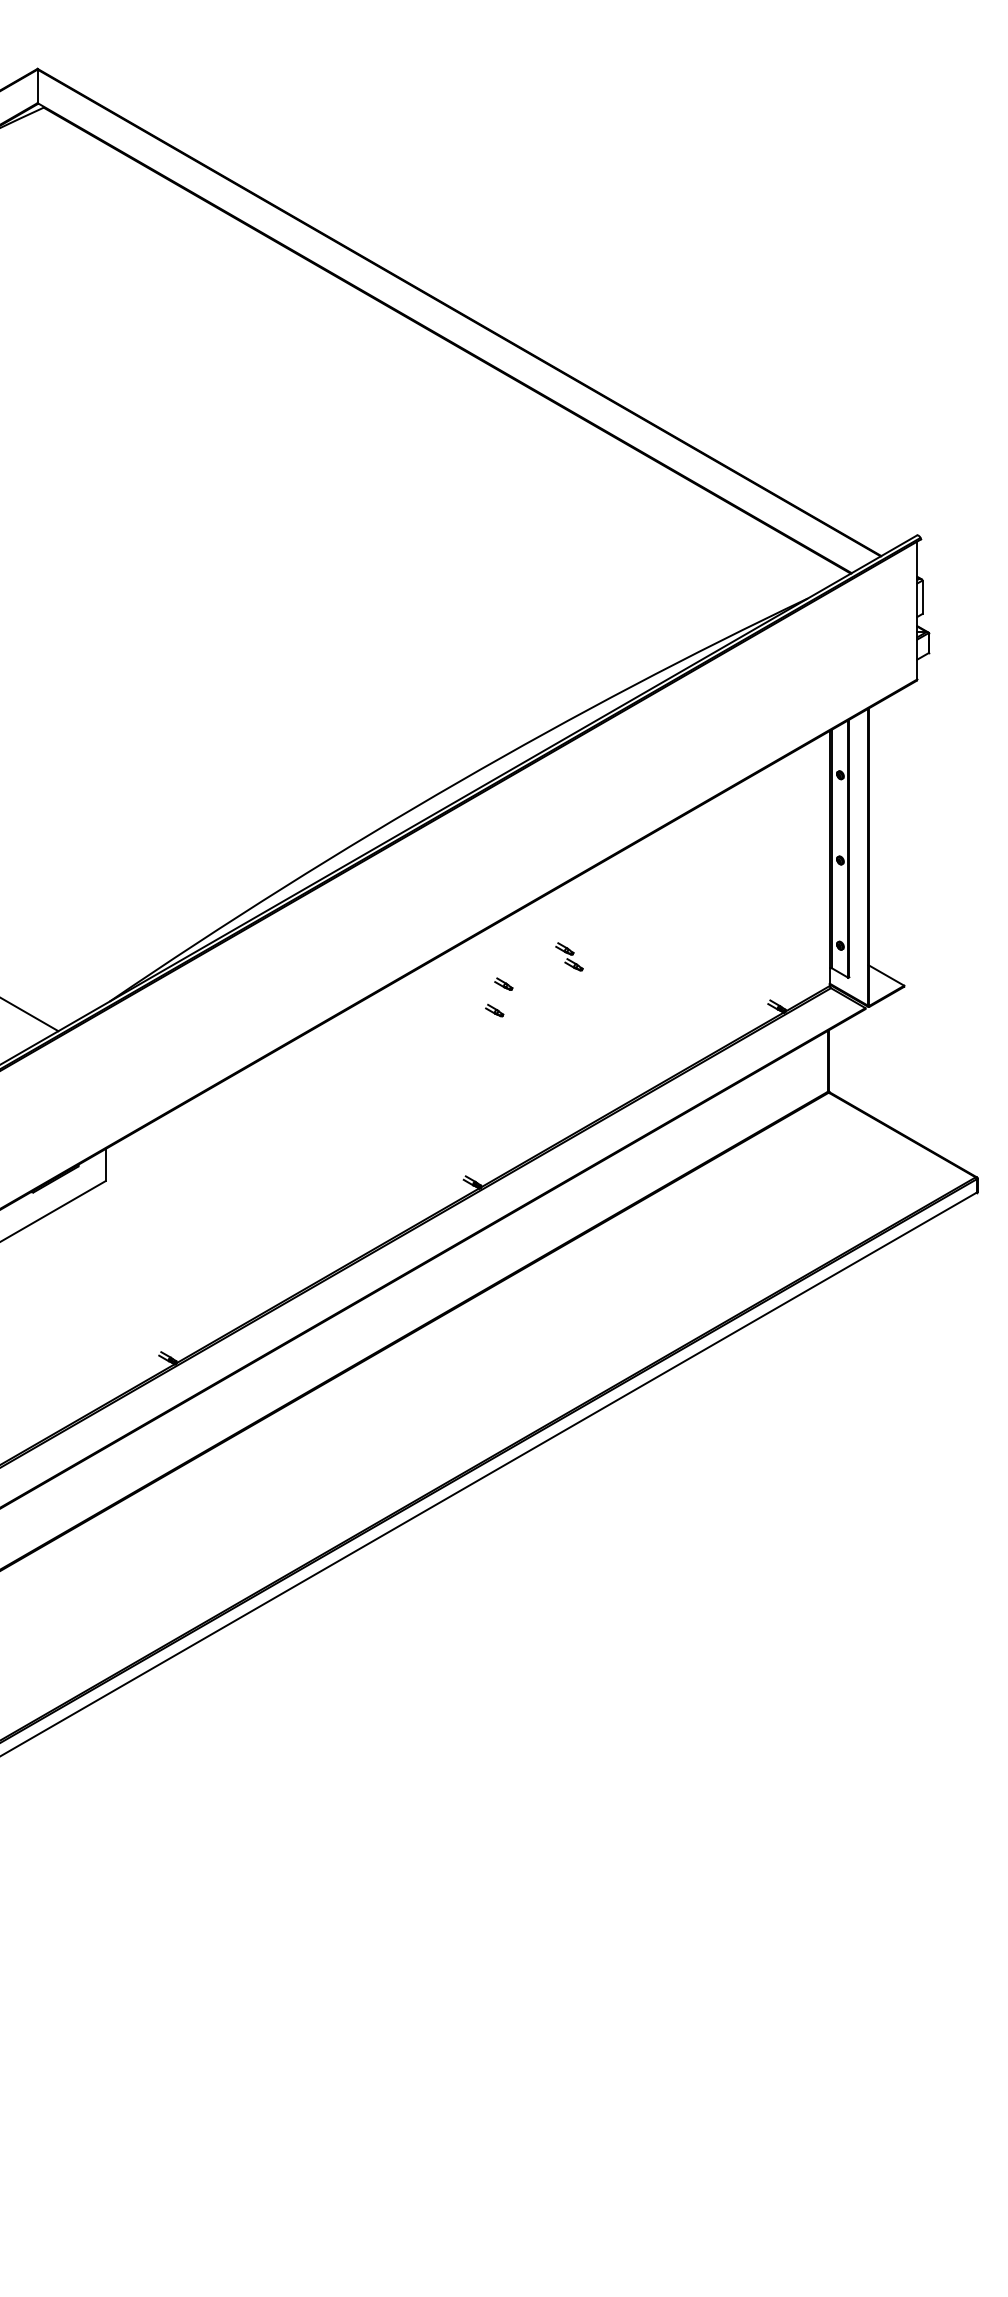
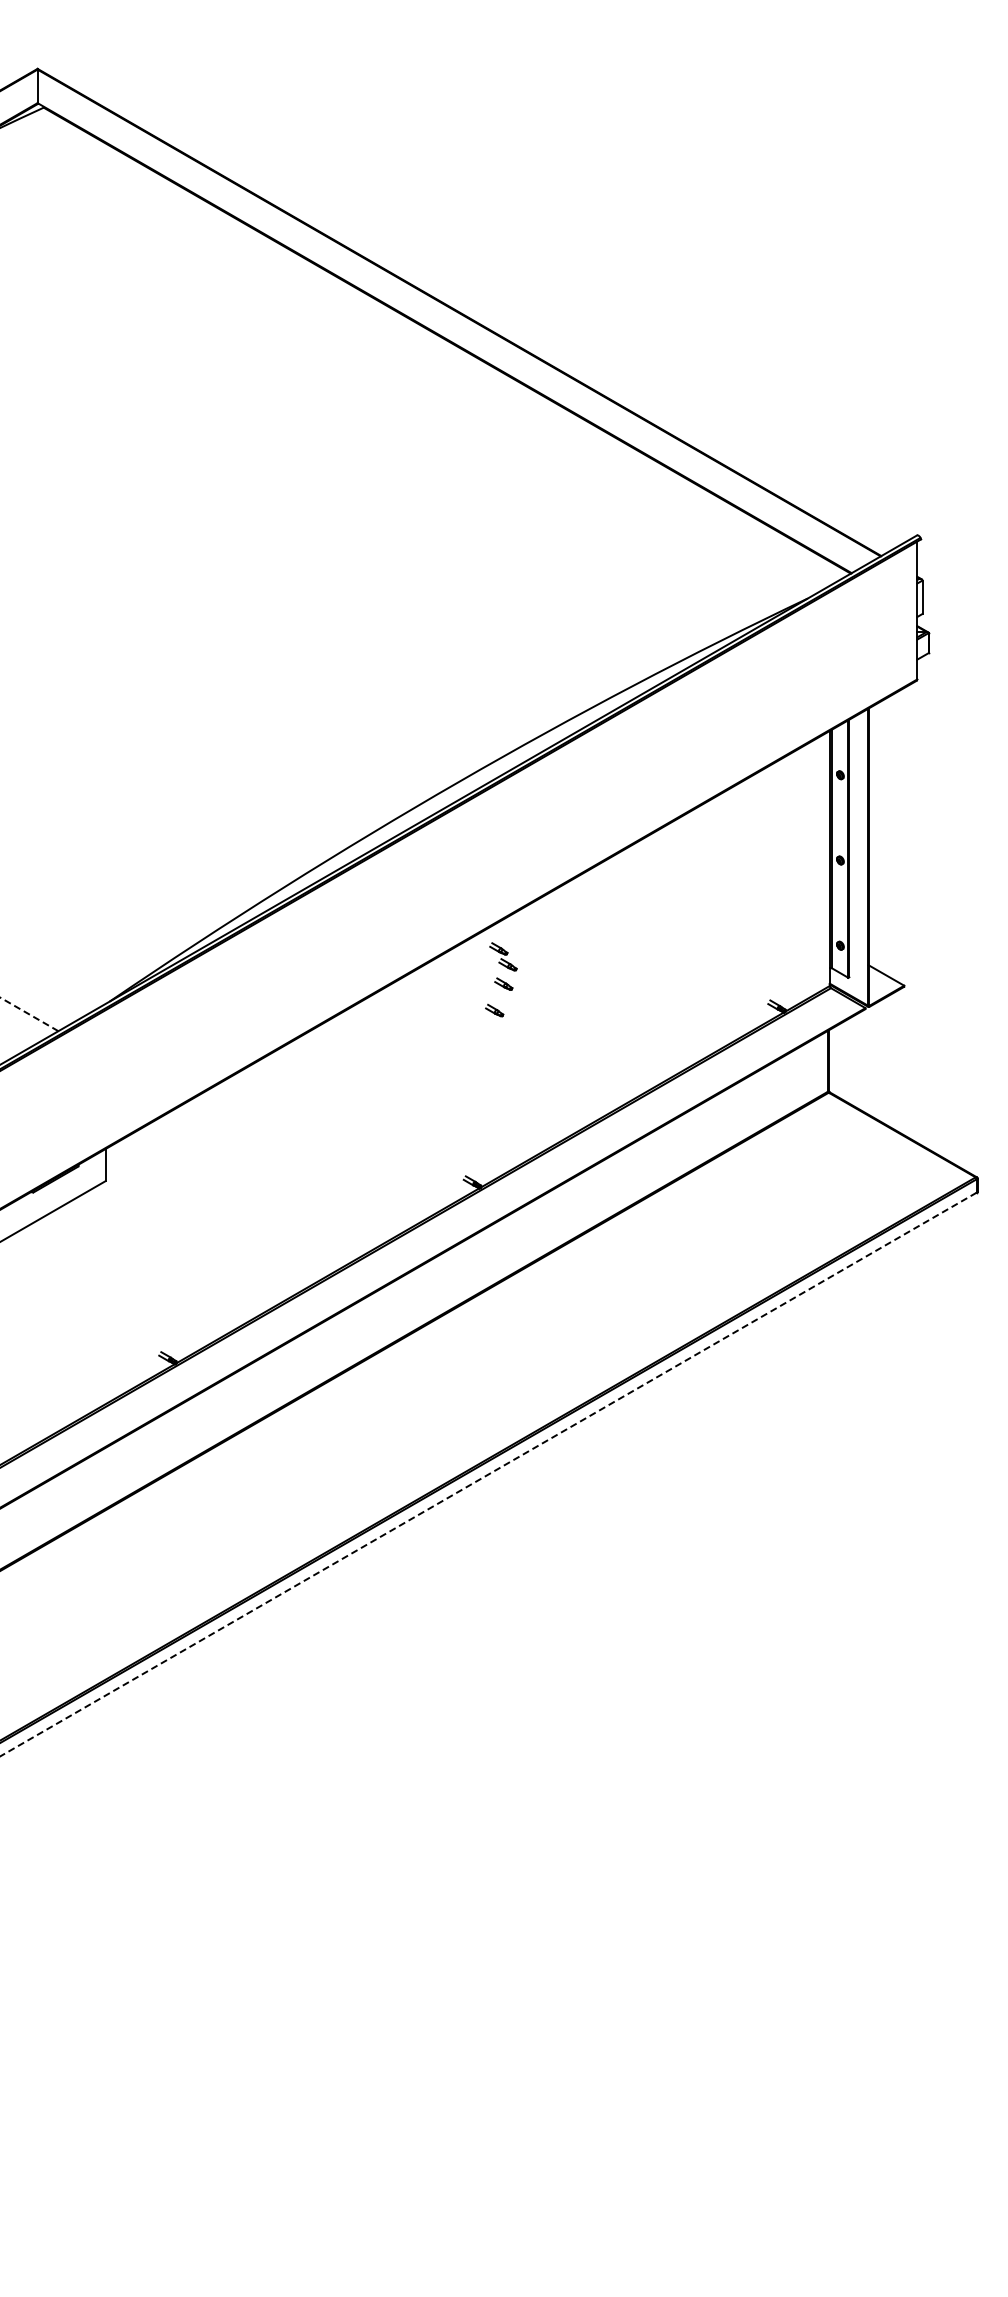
part position: (569, 956) -> (503, 956) (503, 956)
line: solid -> dashed (29, 1014)
line: solid -> dashed (488, 1474)
